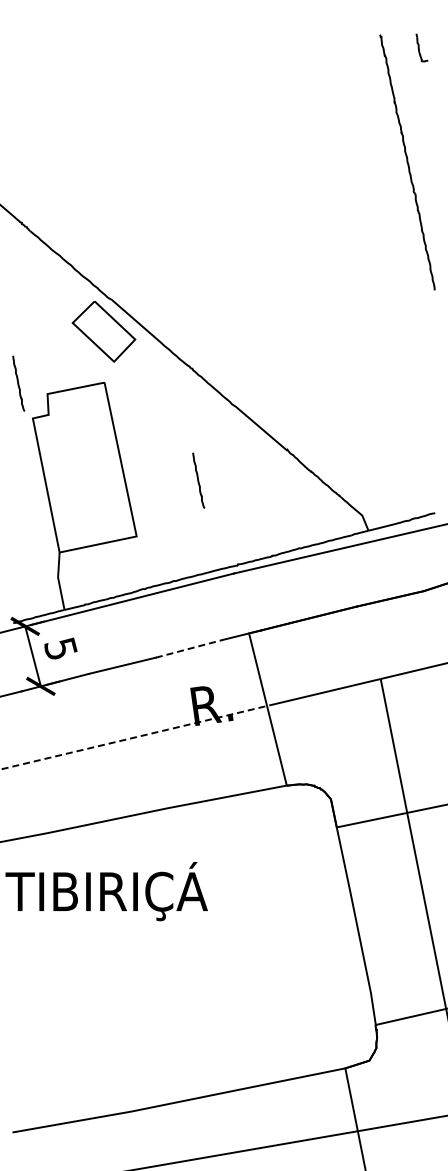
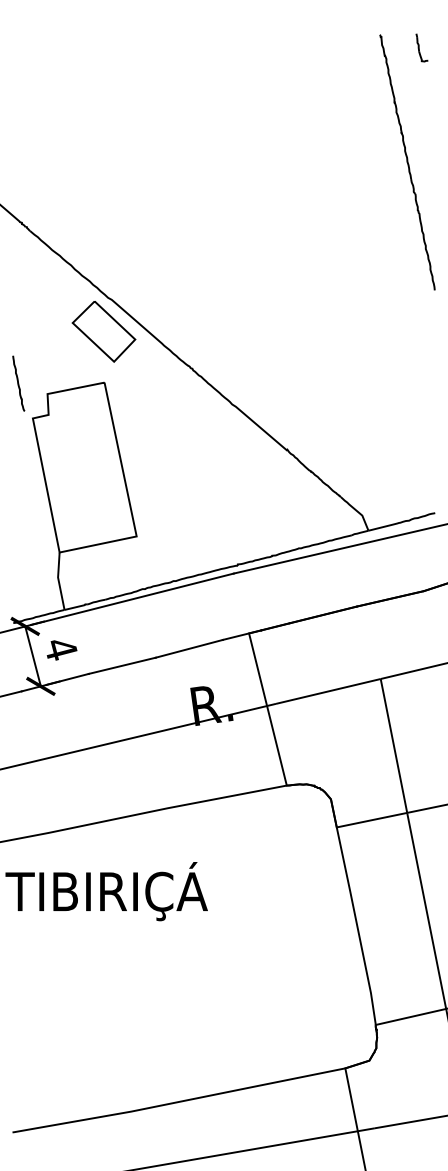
line: present -> none (198, 480)
text: 5 -> 4 (60, 648)
line: dashed -> solid (189, 648)
line: dashed -> solid (138, 736)
